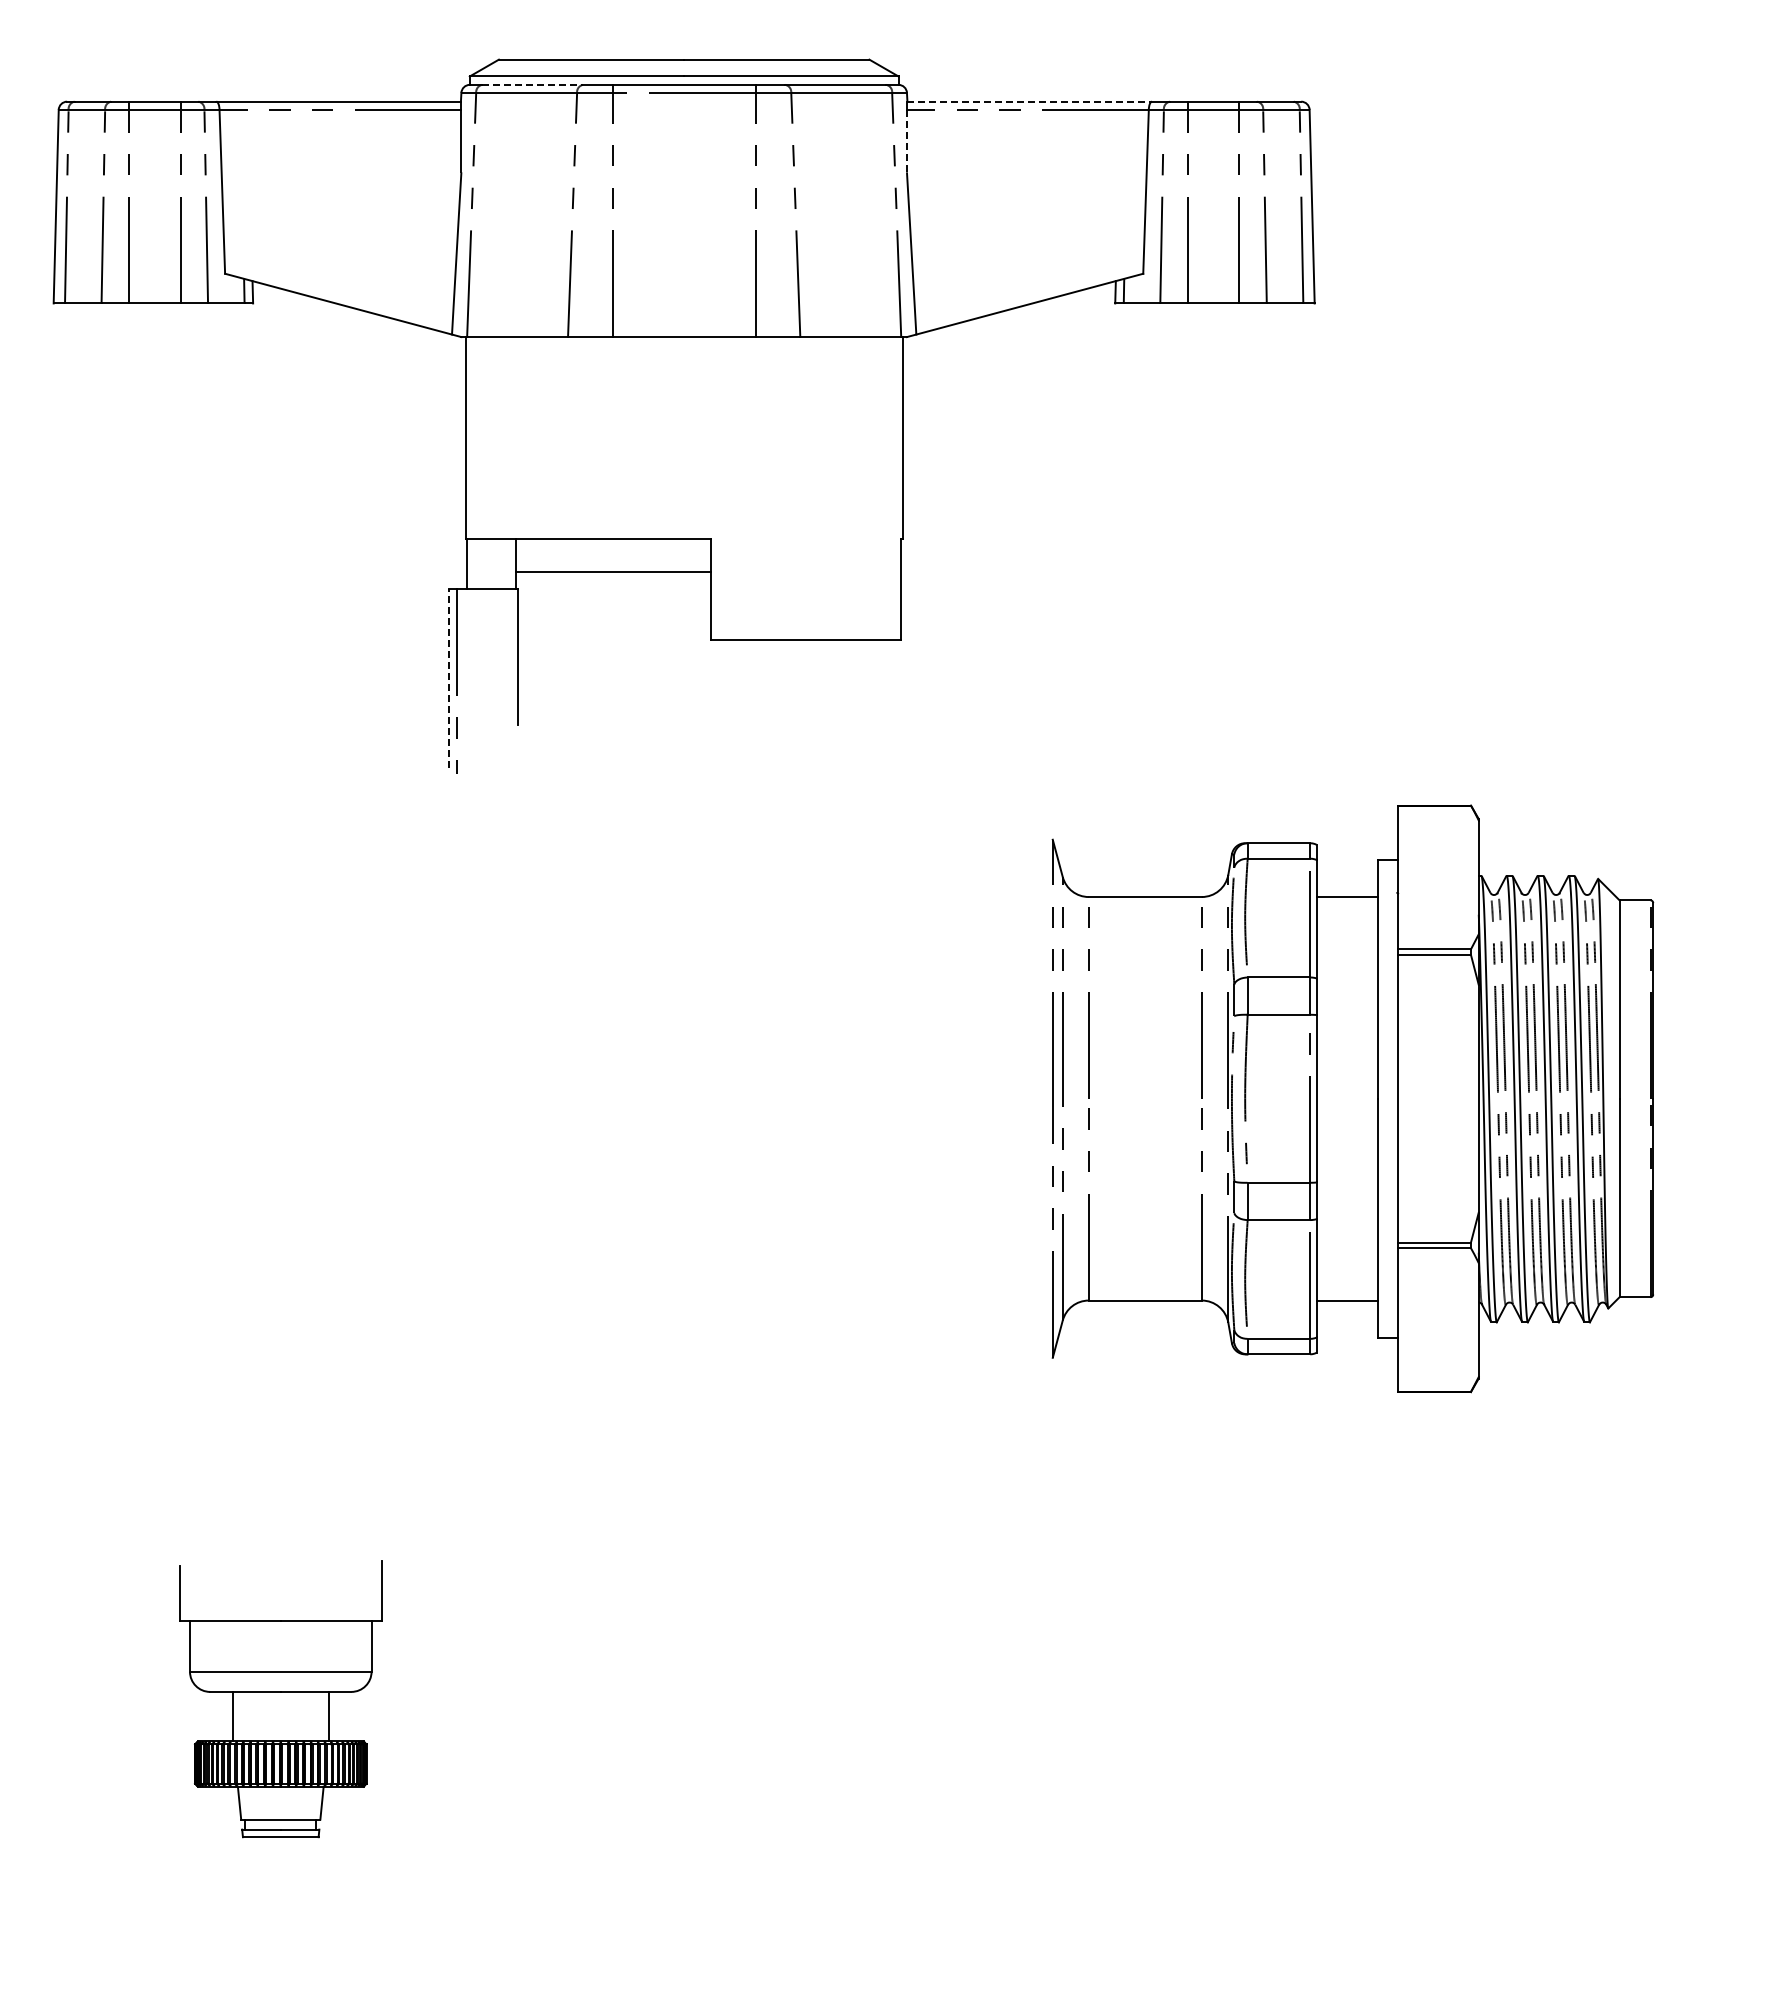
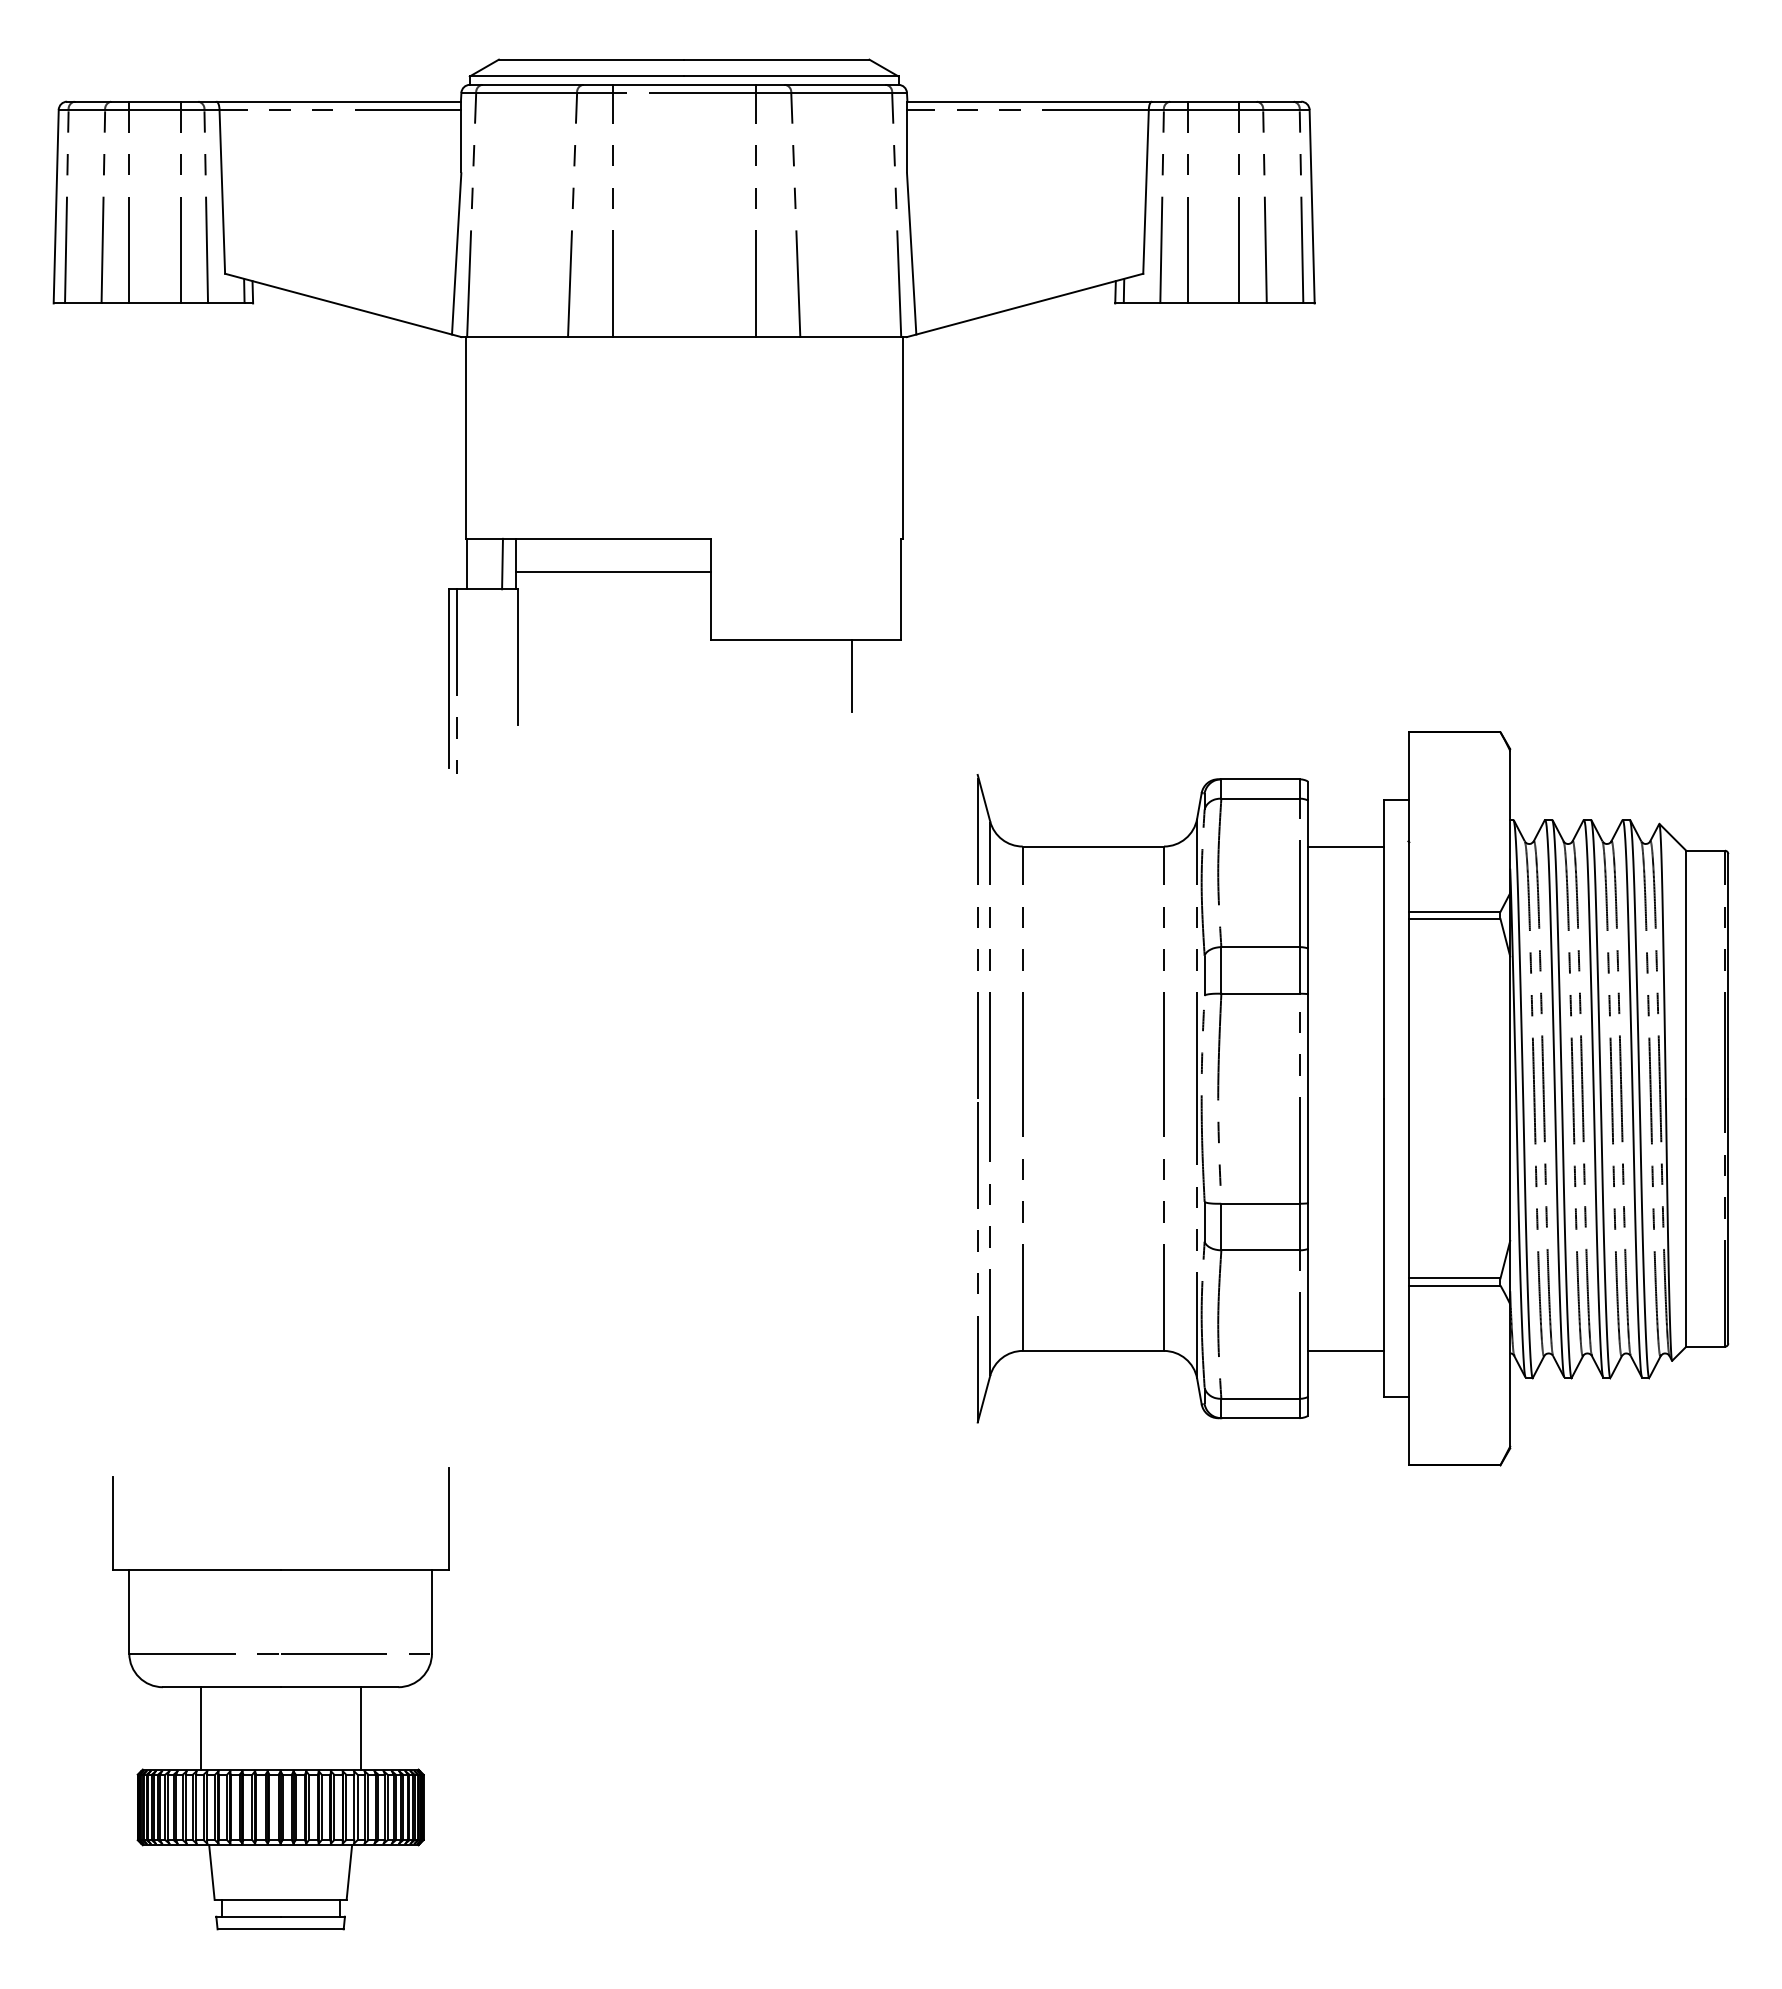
line: dashed -> solid (533, 84)
line: dashed -> solid (1029, 101)
line: dashed -> solid (906, 140)
line: none -> present (502, 563)
line: none -> present (852, 675)
line: dashed -> solid (448, 677)
part size: 604x590 px -> 754x736 px (1352, 1098)
part size: 204x279 px -> 338x464 px (280, 1698)
